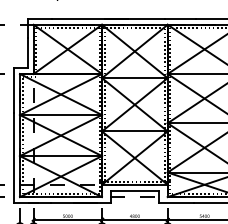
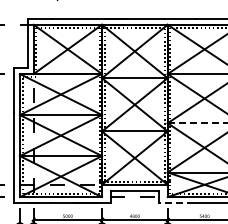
line: solid -> dashed (197, 123)
line: solid -> dashed (176, 203)
